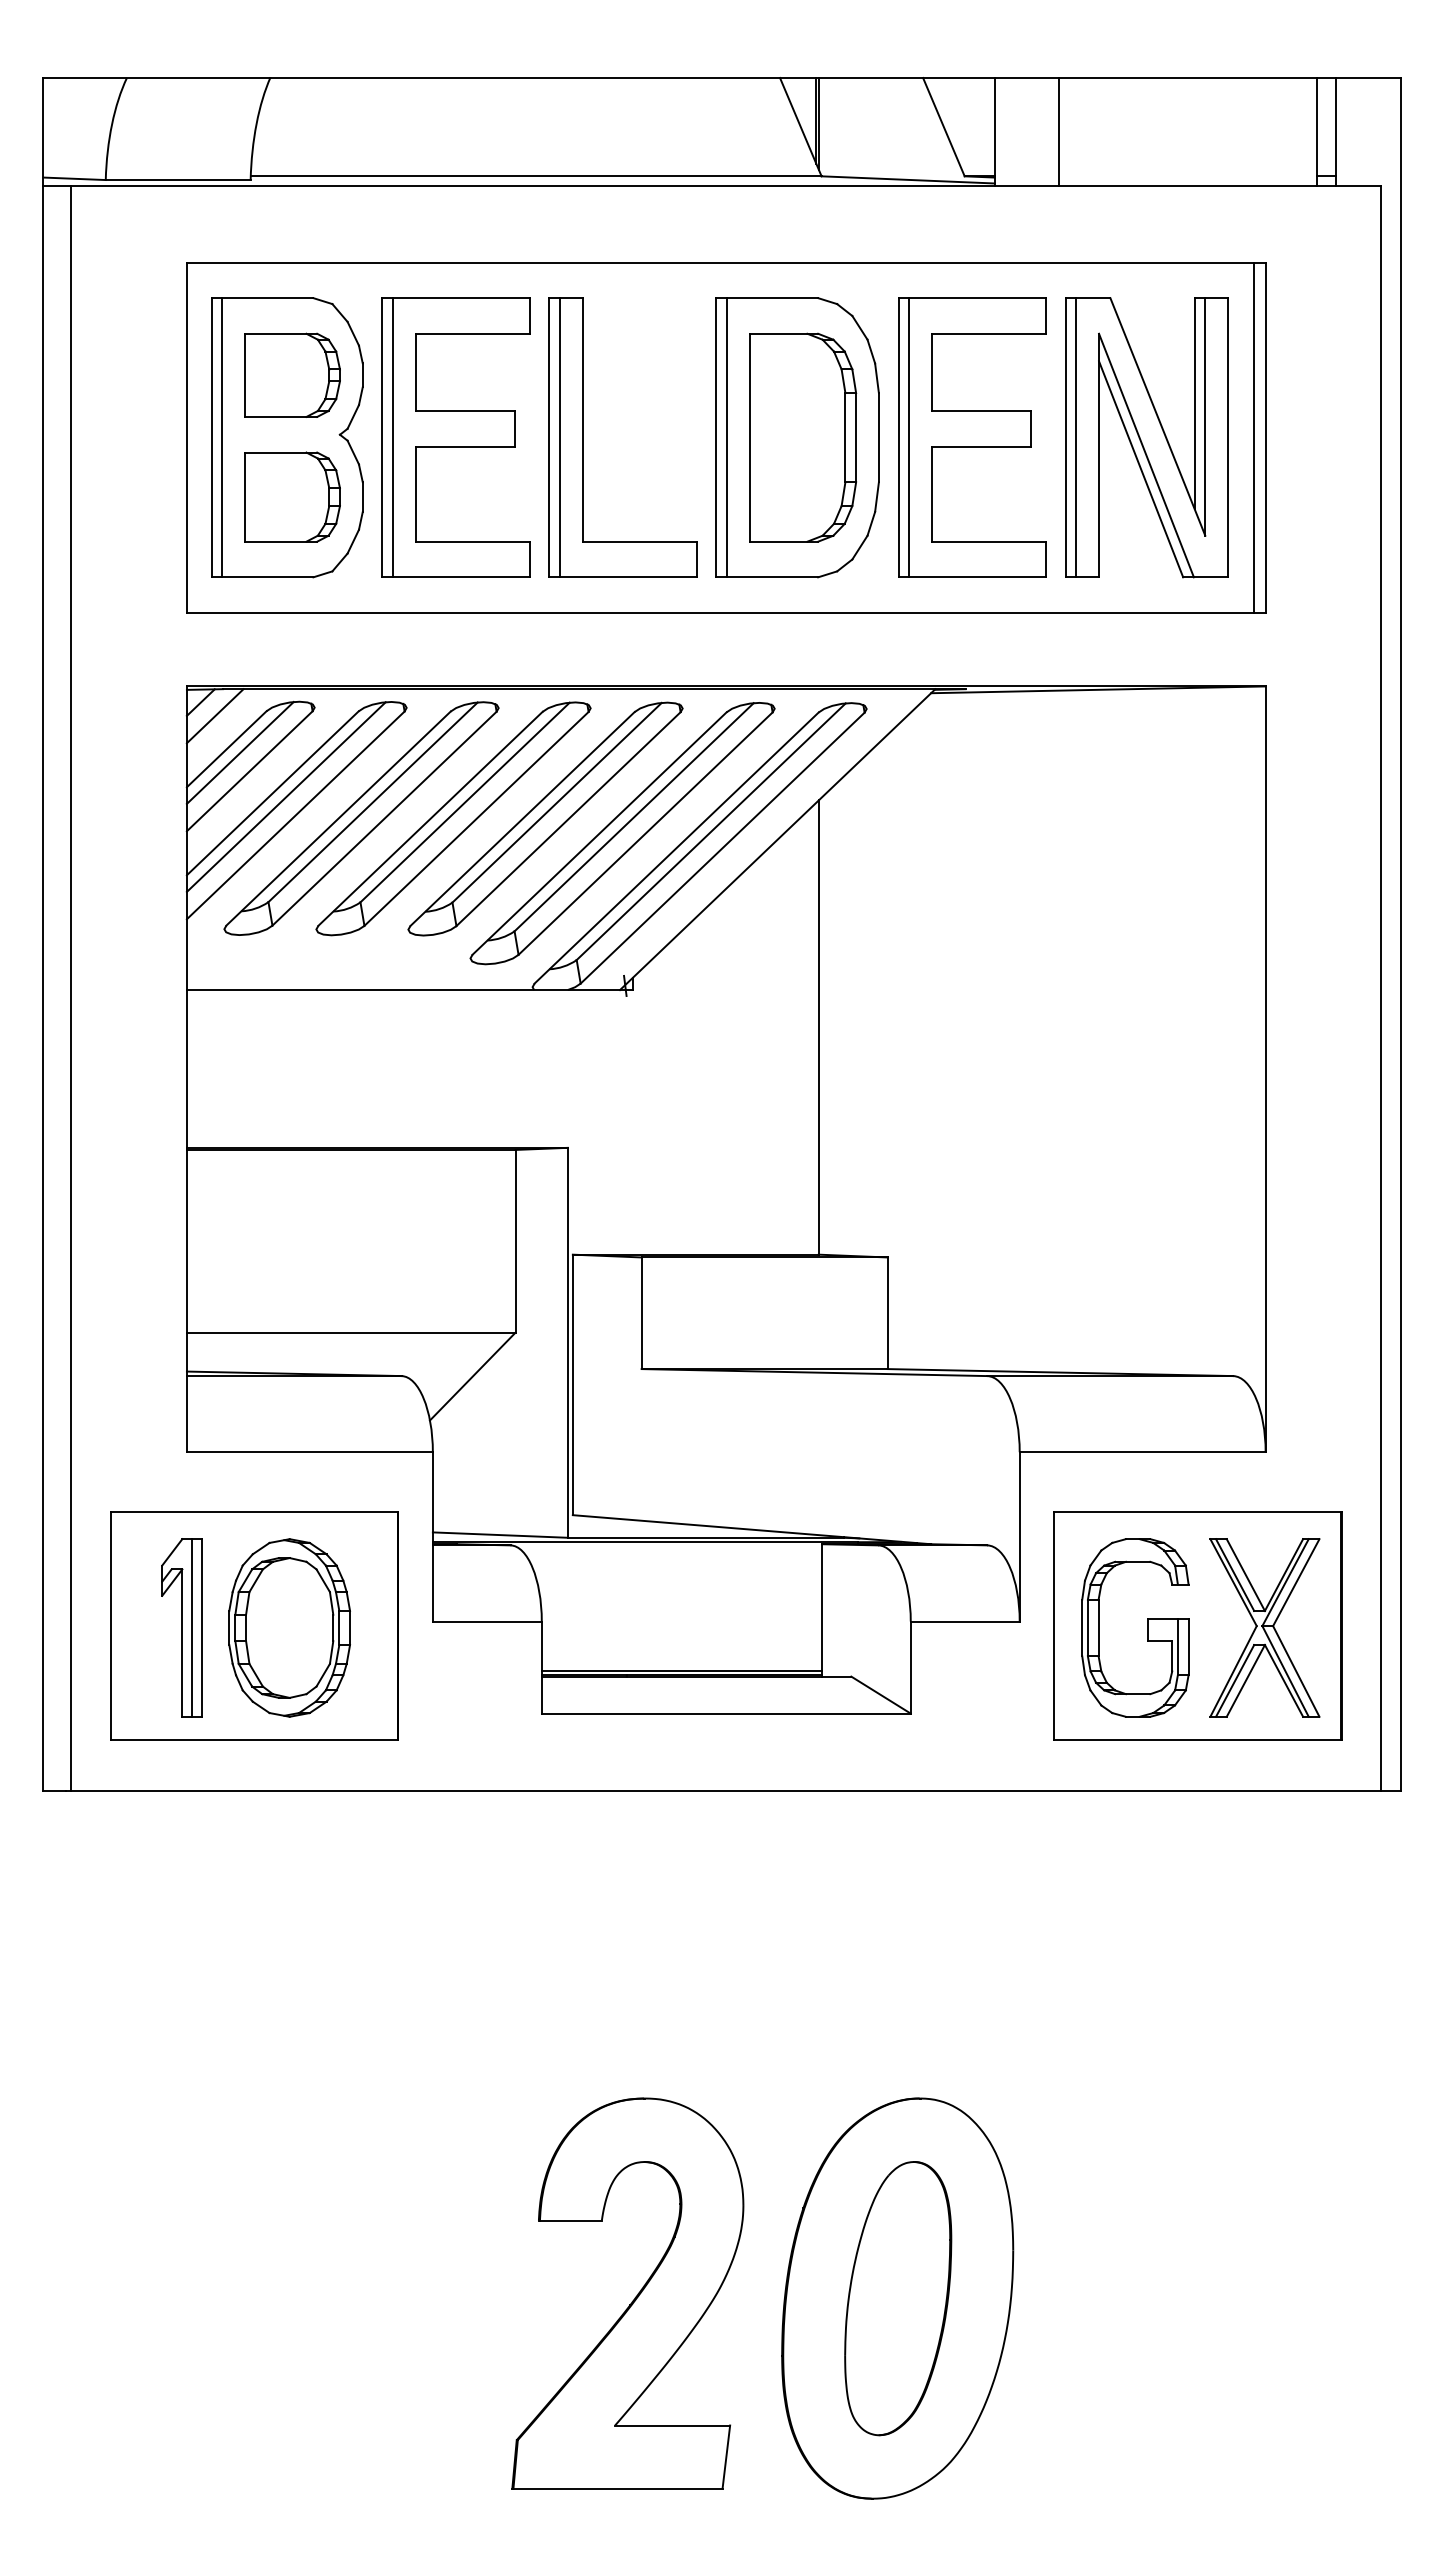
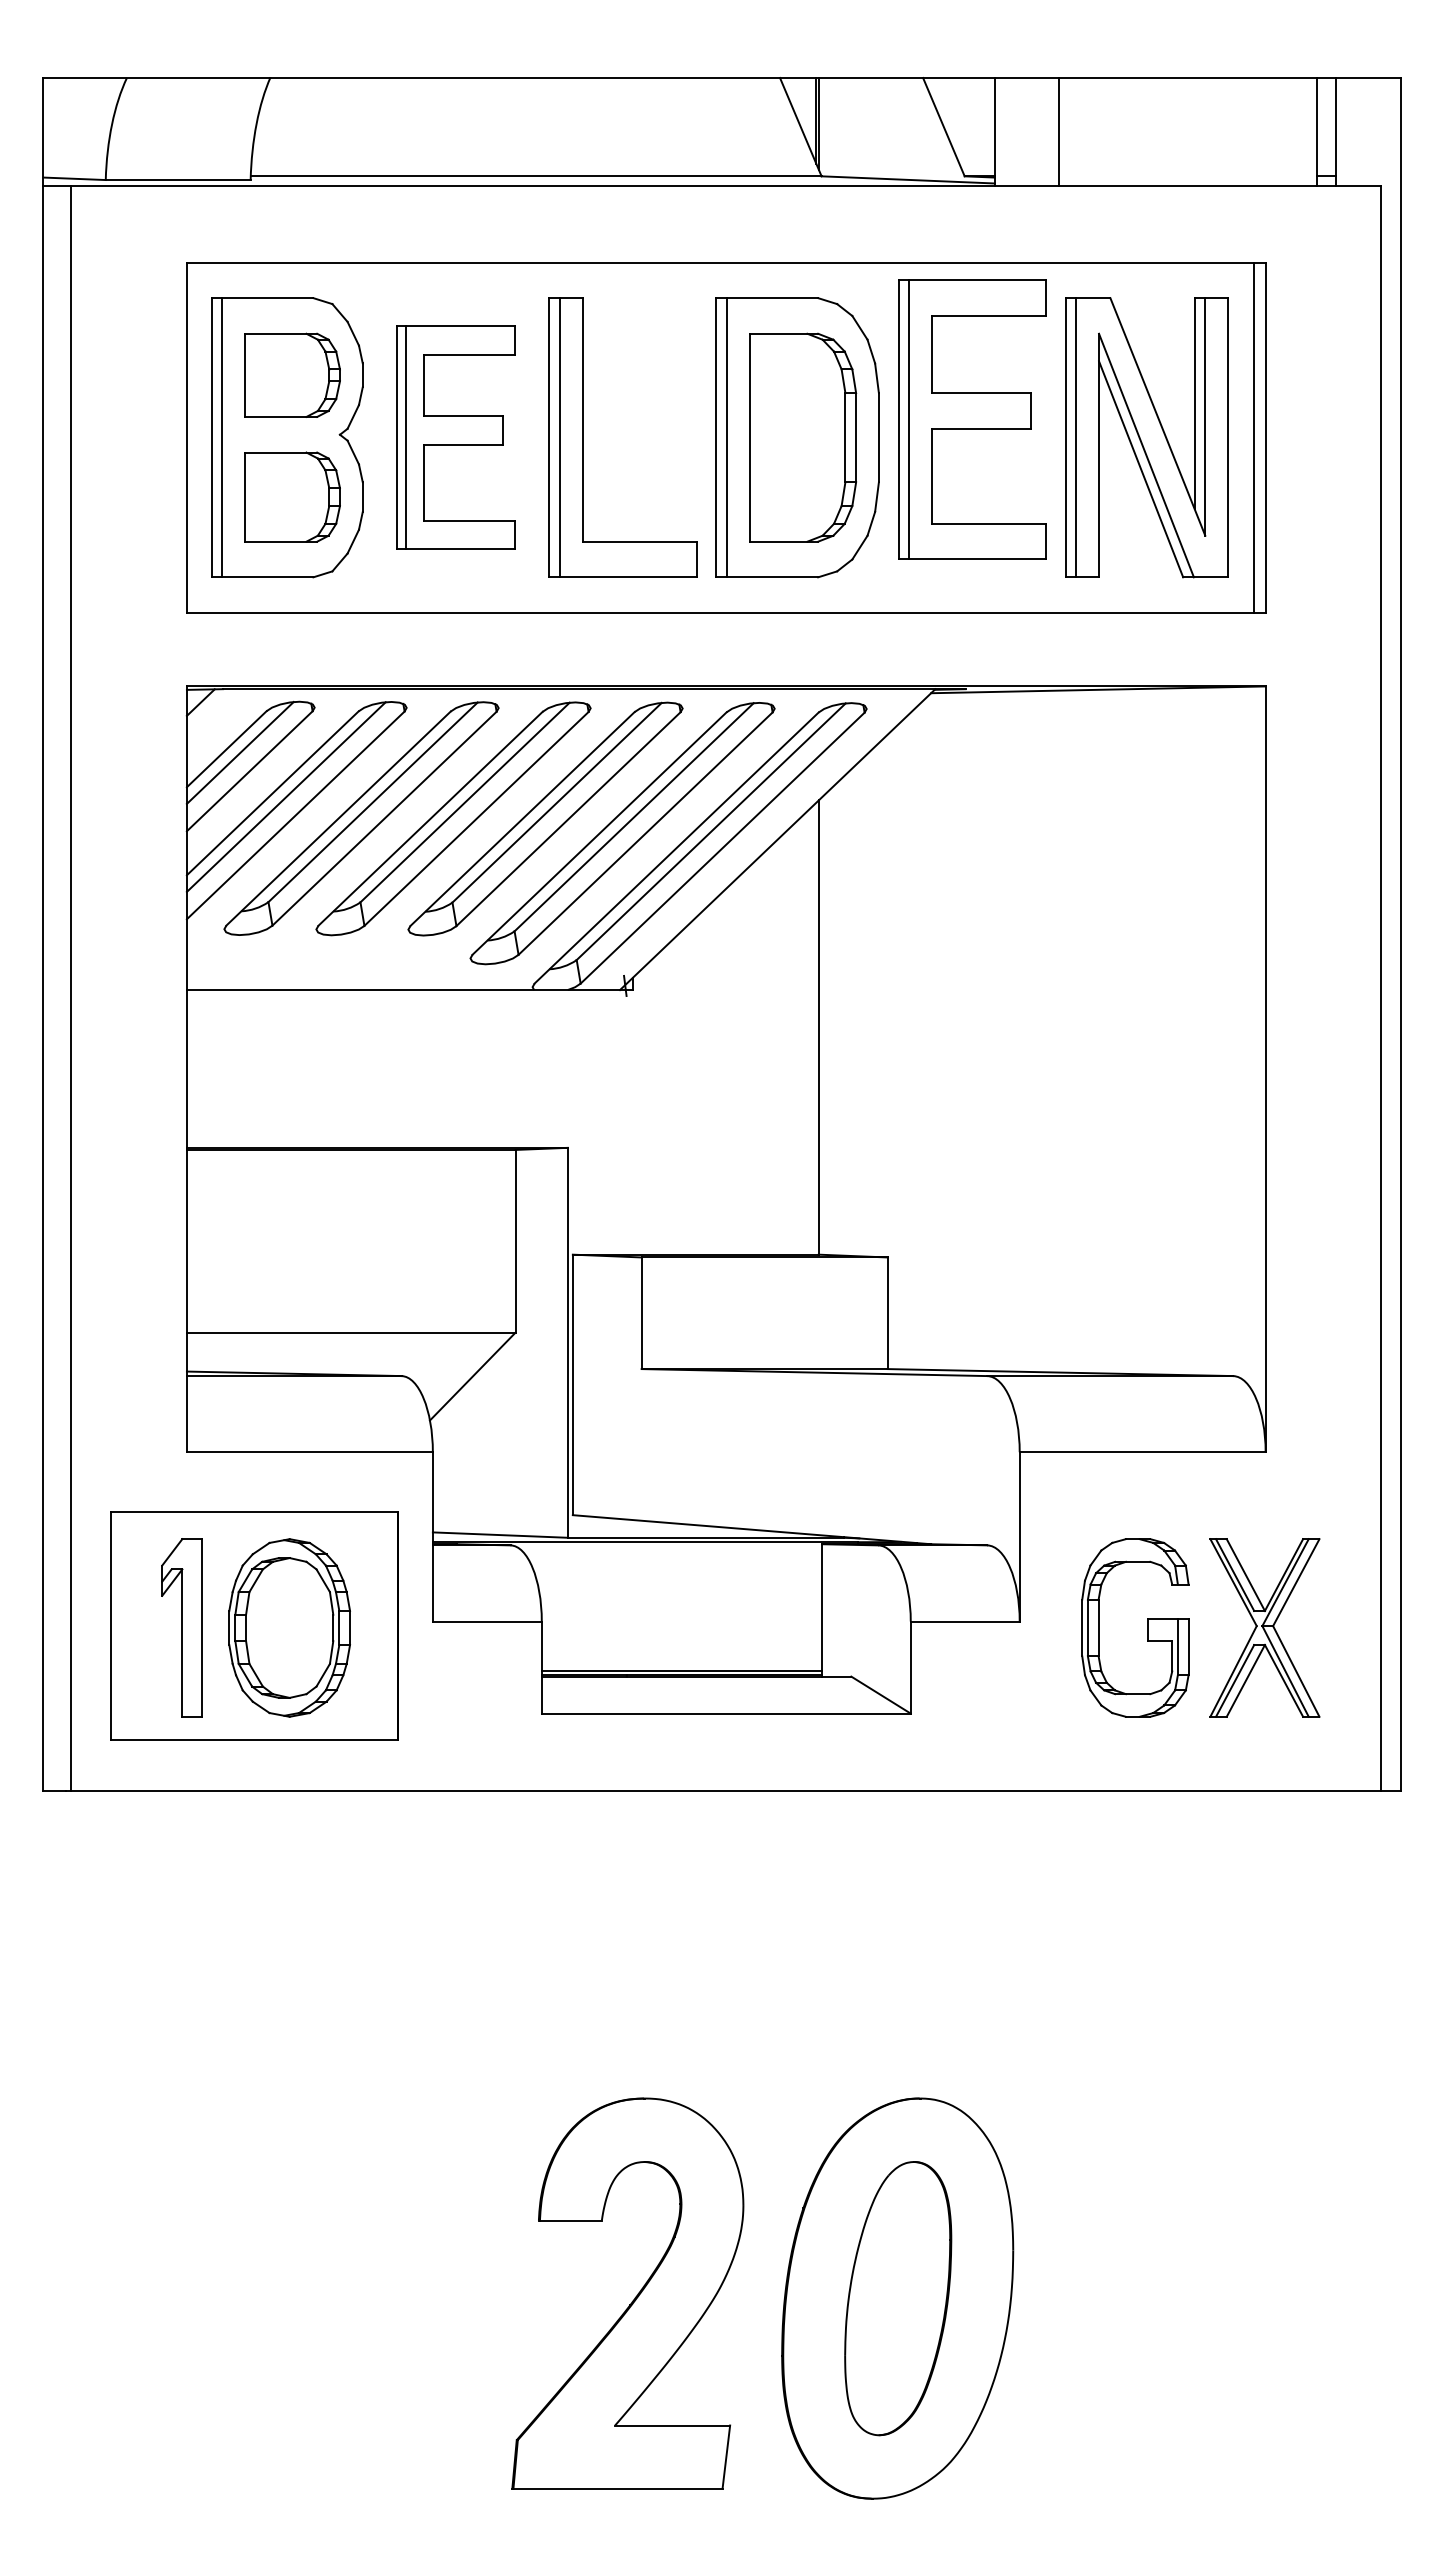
part size: 150x281 px -> 120x225 px (455, 437)
part position: (972, 437) -> (972, 419) (972, 419)
line: present -> none (214, 716)
part: present -> none (1197, 1625)
line: present -> none (191, 1627)
